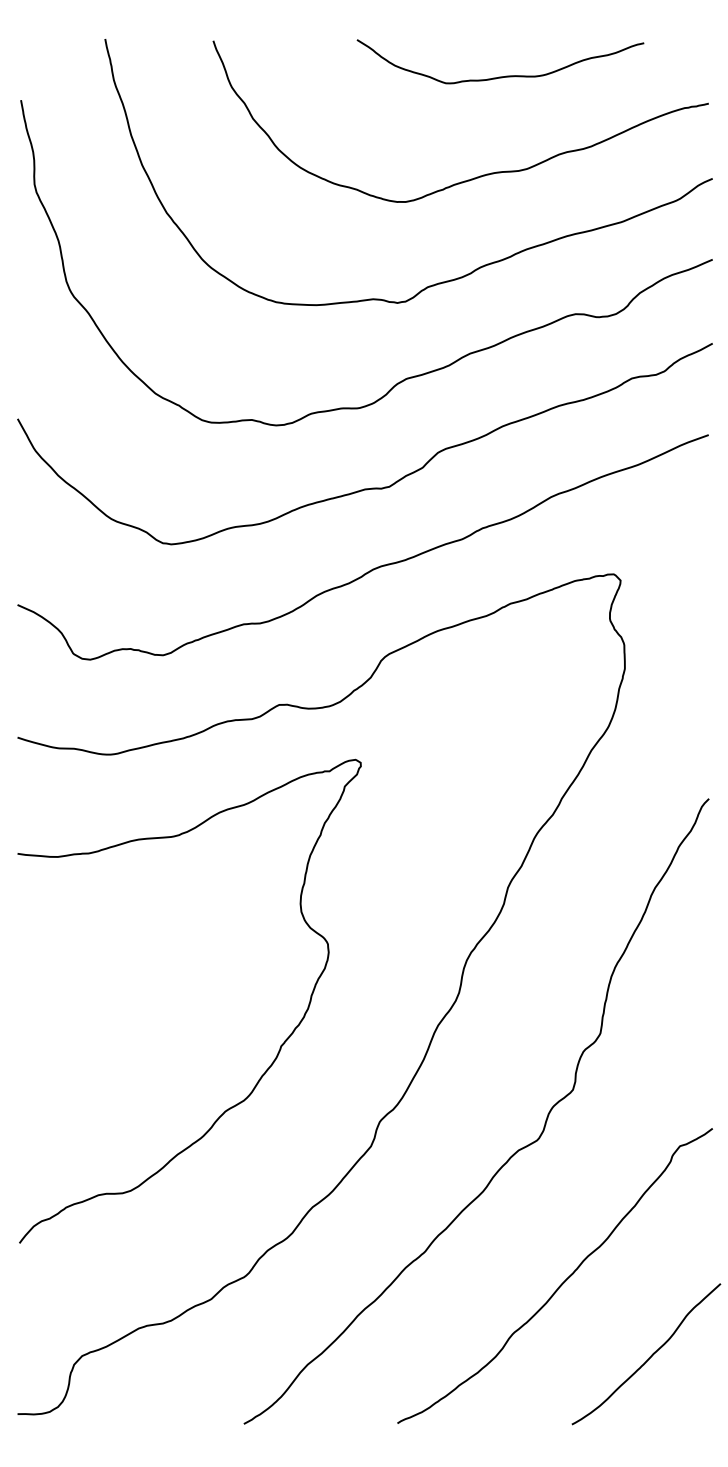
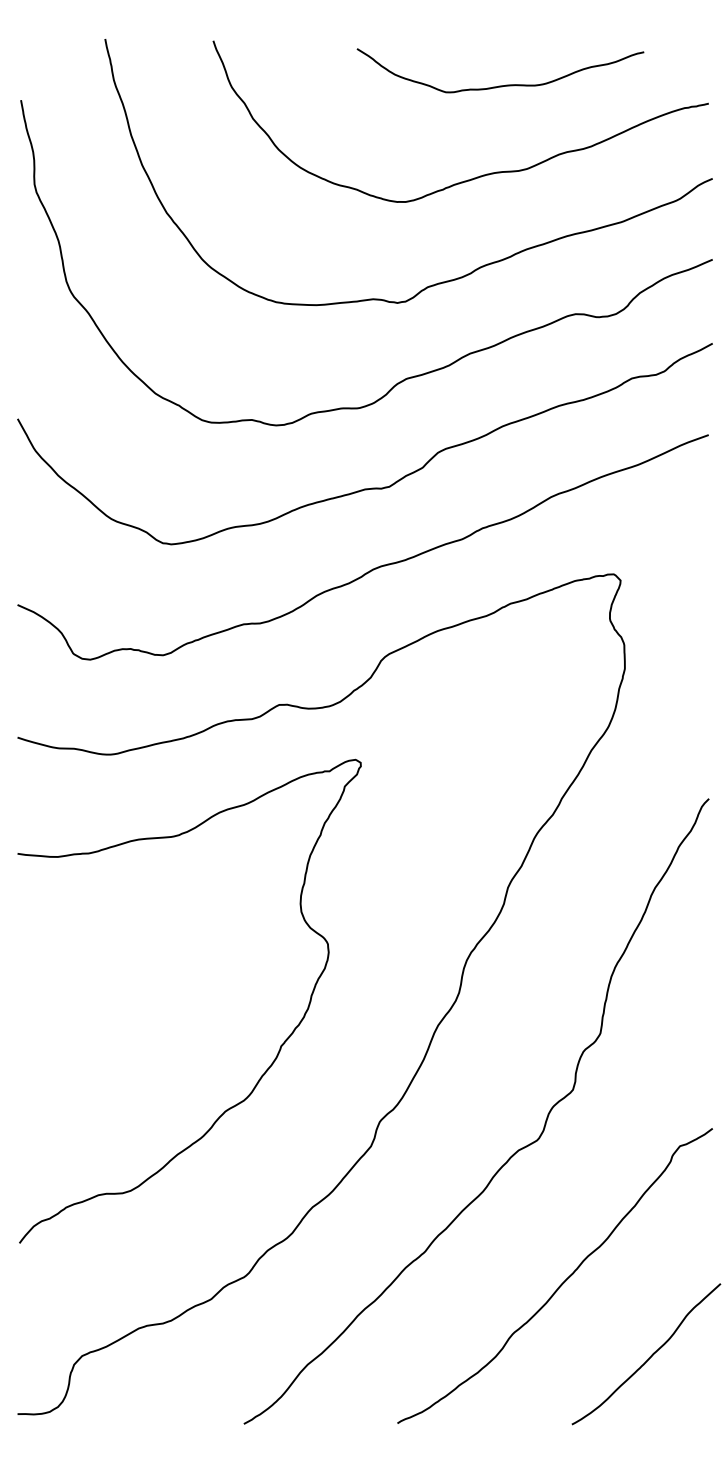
curve position: (500, 76) -> (500, 85) (500, 85)
